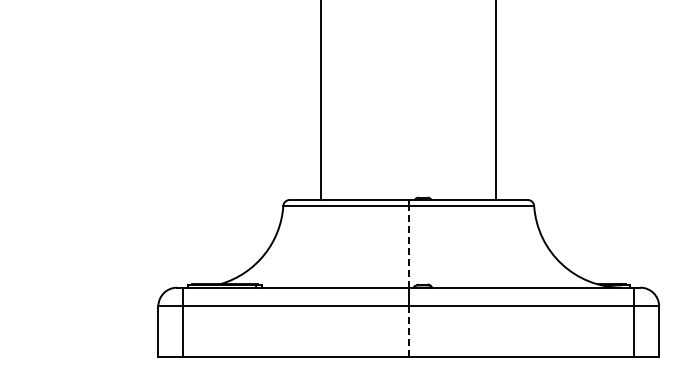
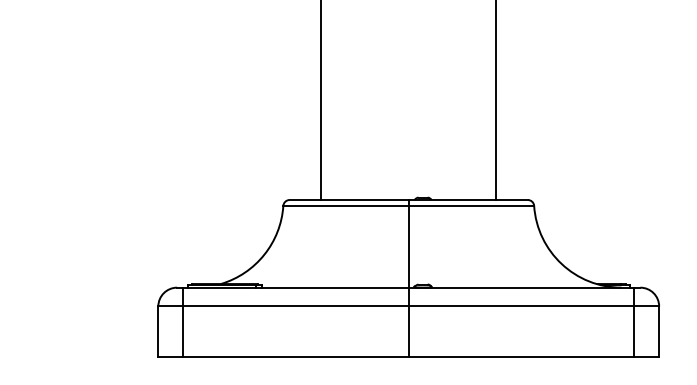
line: dashed -> solid (408, 246)
line: dashed -> solid (408, 331)
